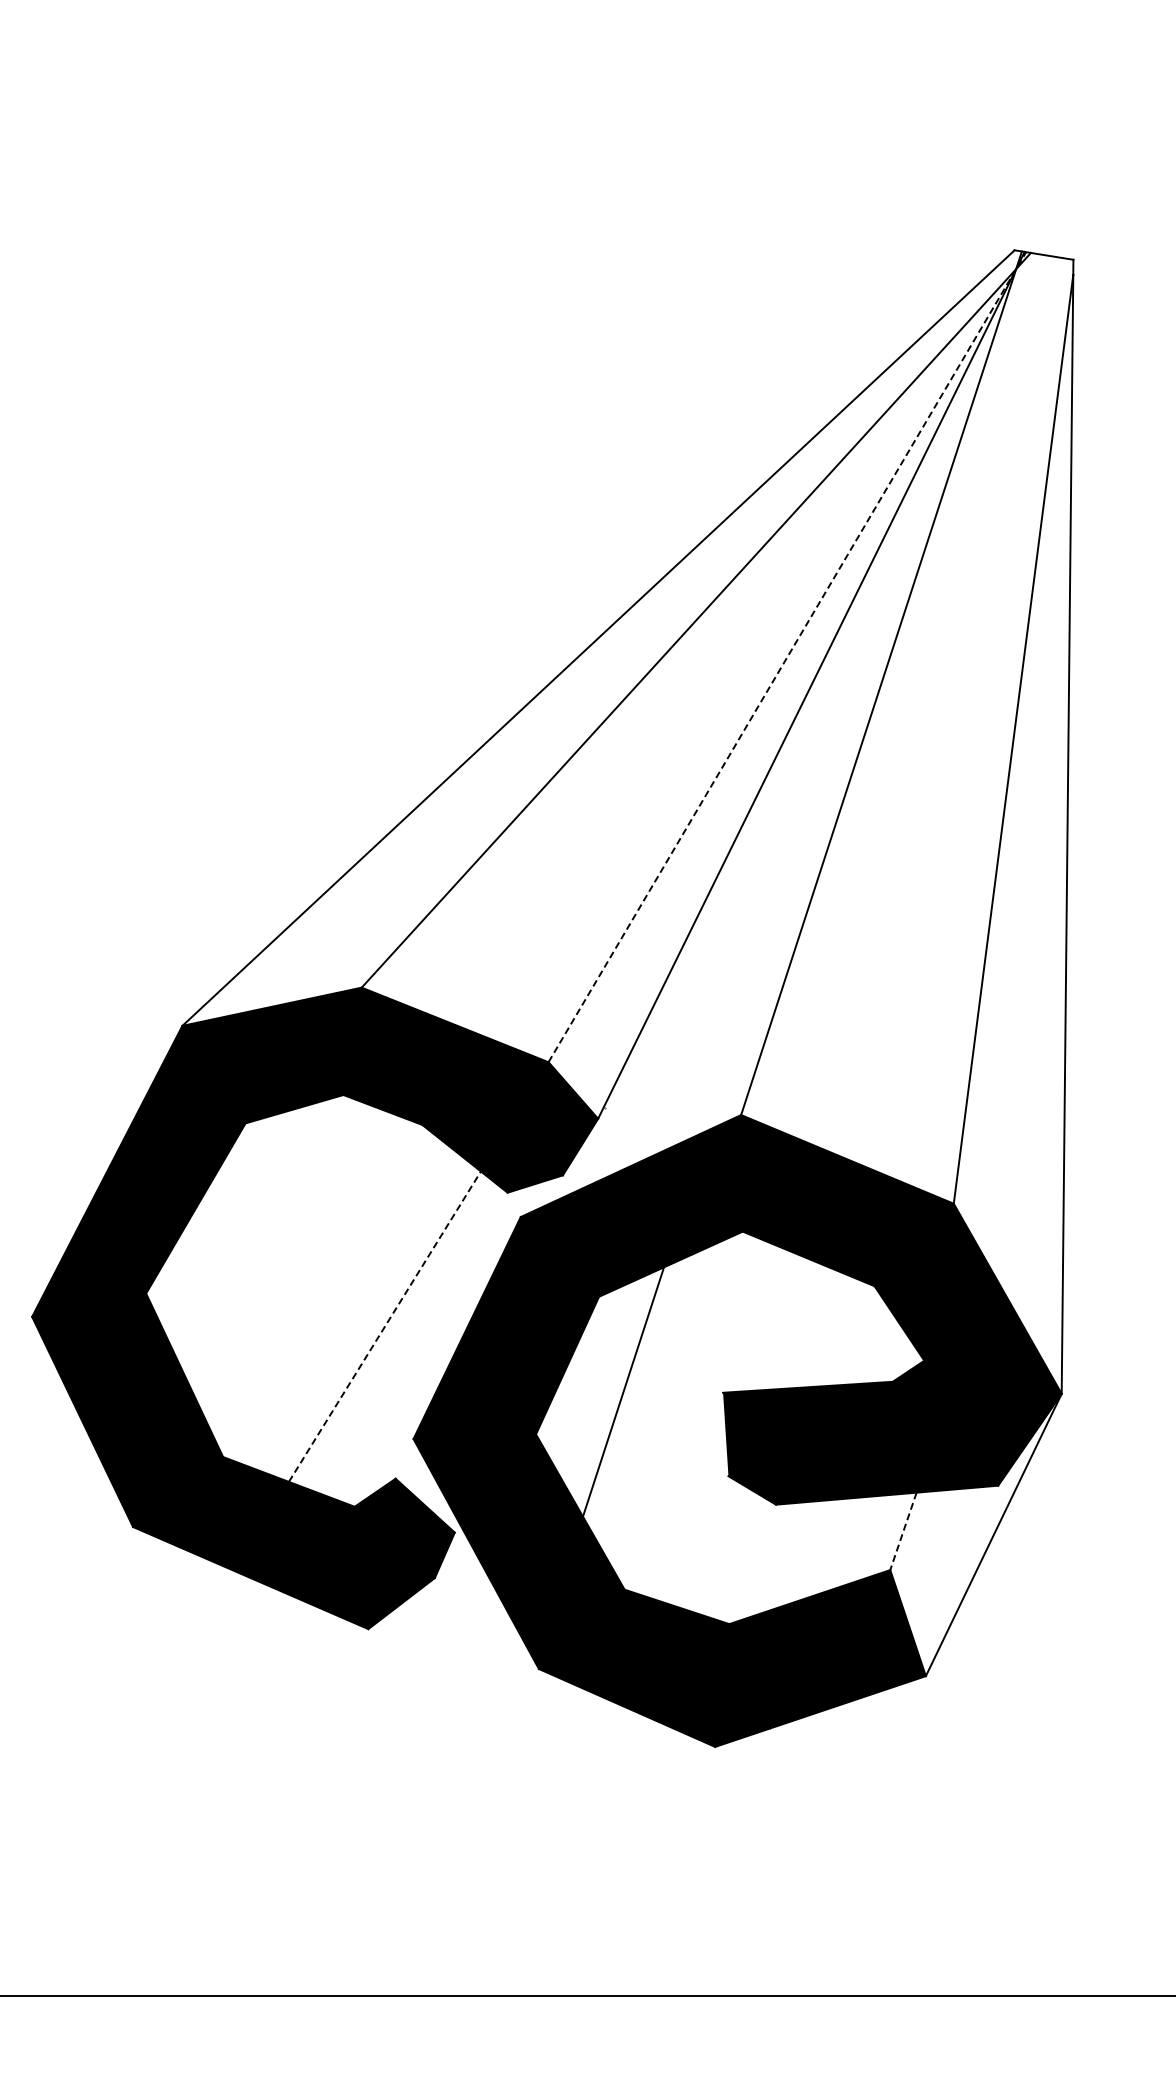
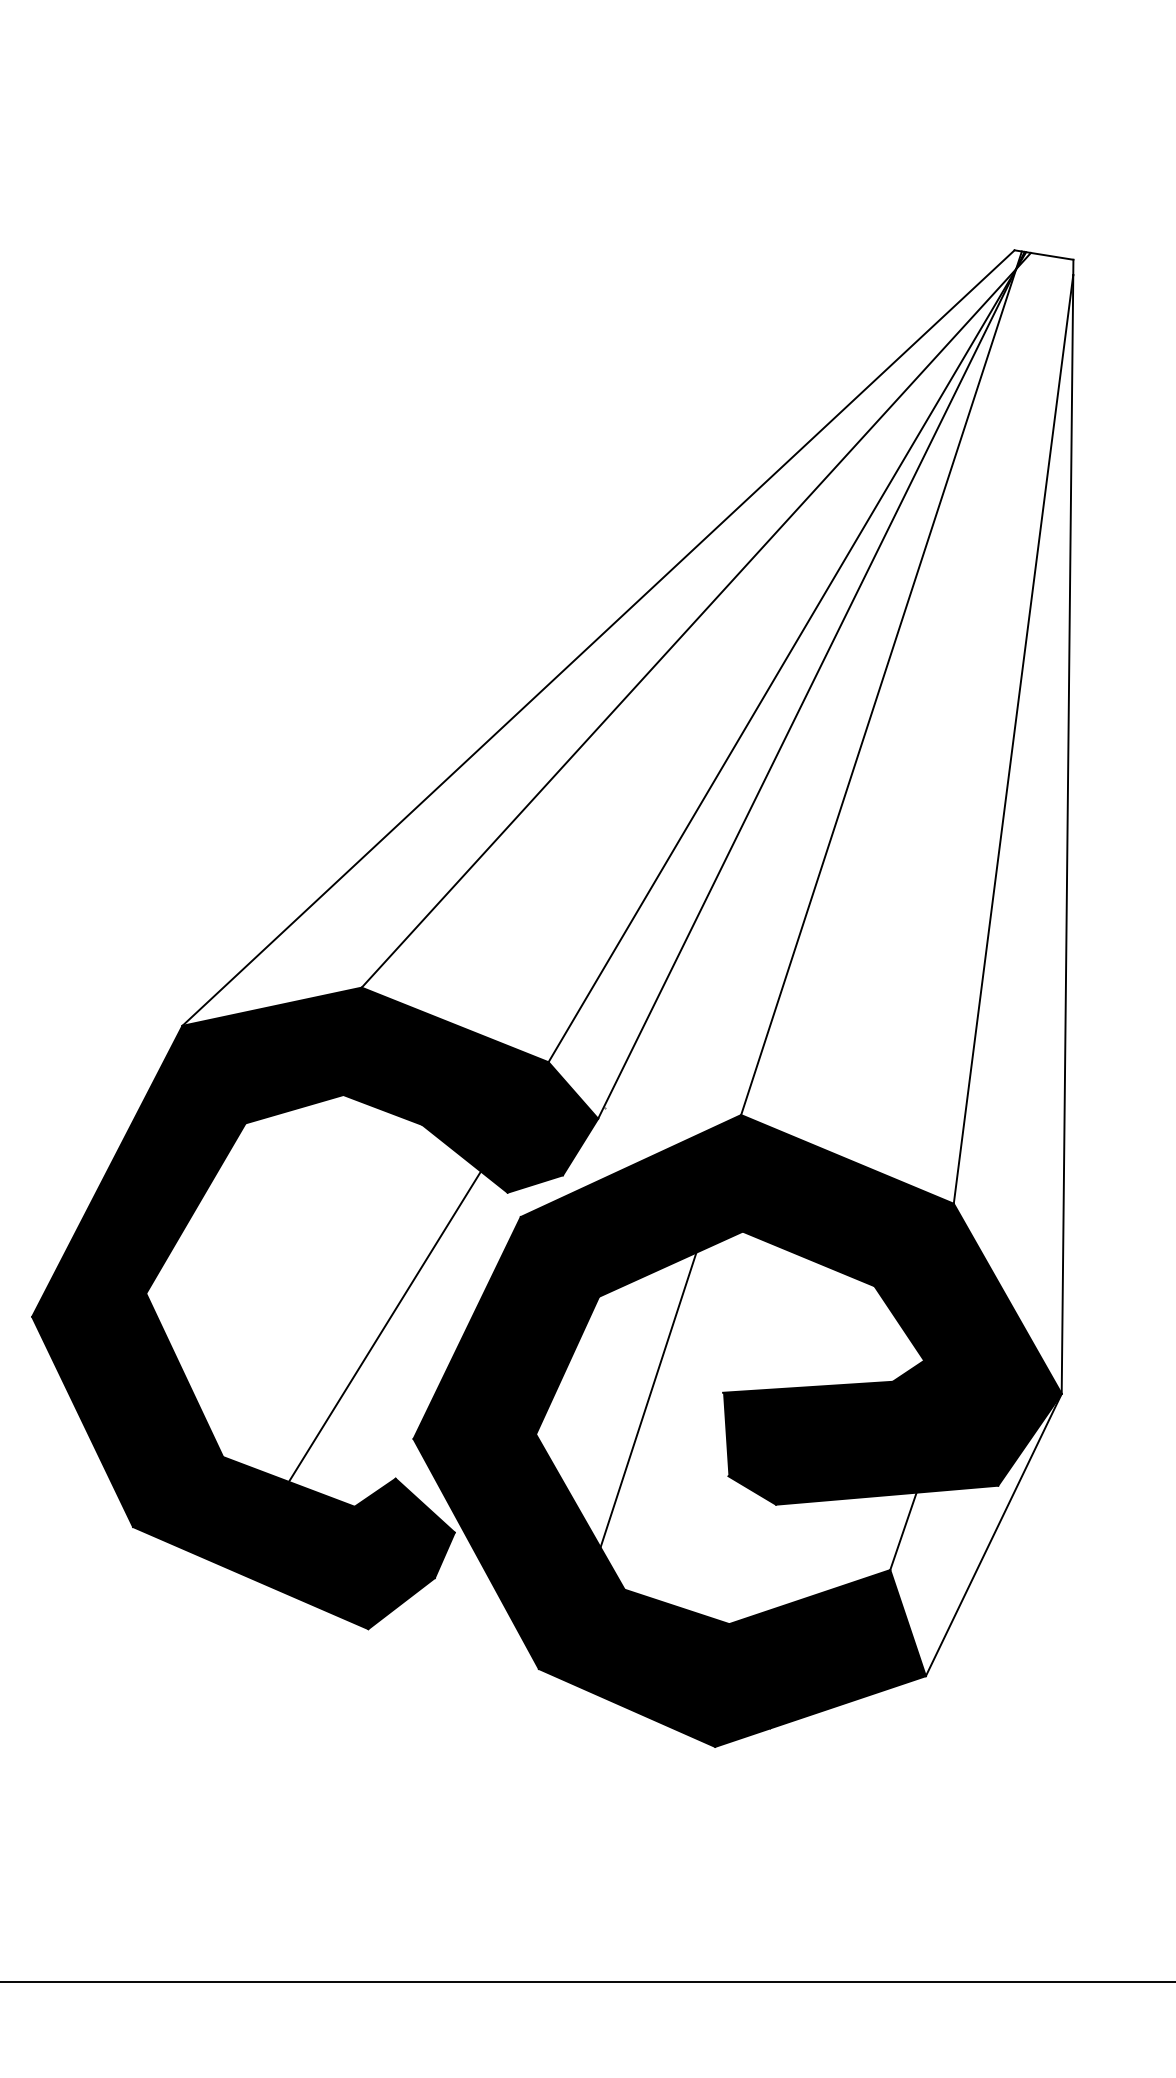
line: dashed -> solid (787, 656)
line: dashed -> solid (384, 1326)
line position: (623, 1391) -> (648, 1399) (648, 1399)
line: dashed -> solid (903, 1531)
line position: (587, 1996) -> (587, 1982) (587, 1982)
